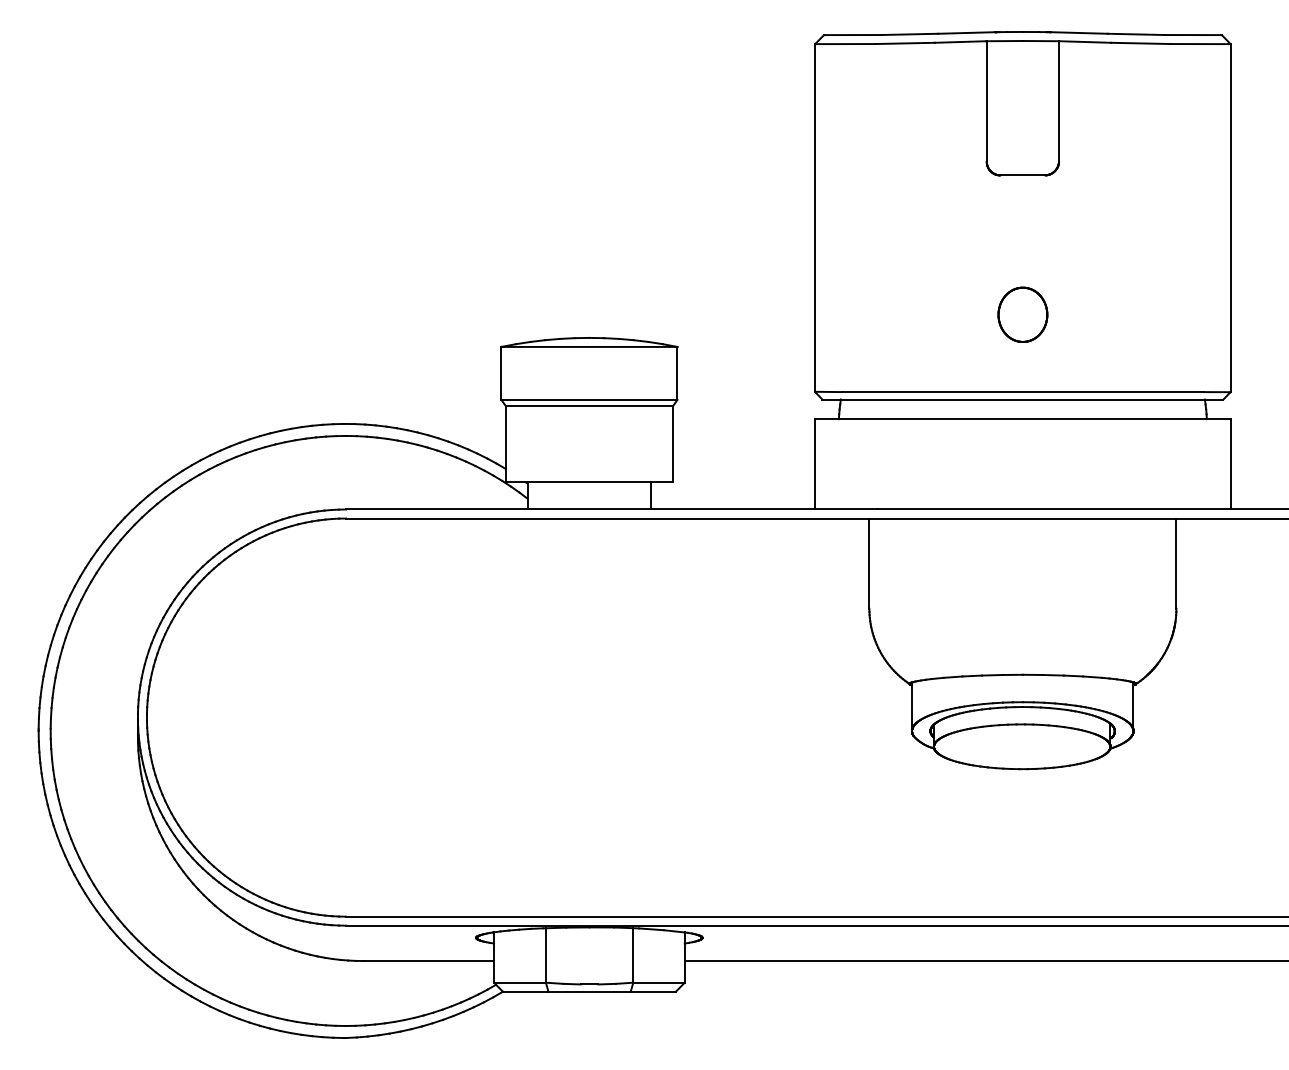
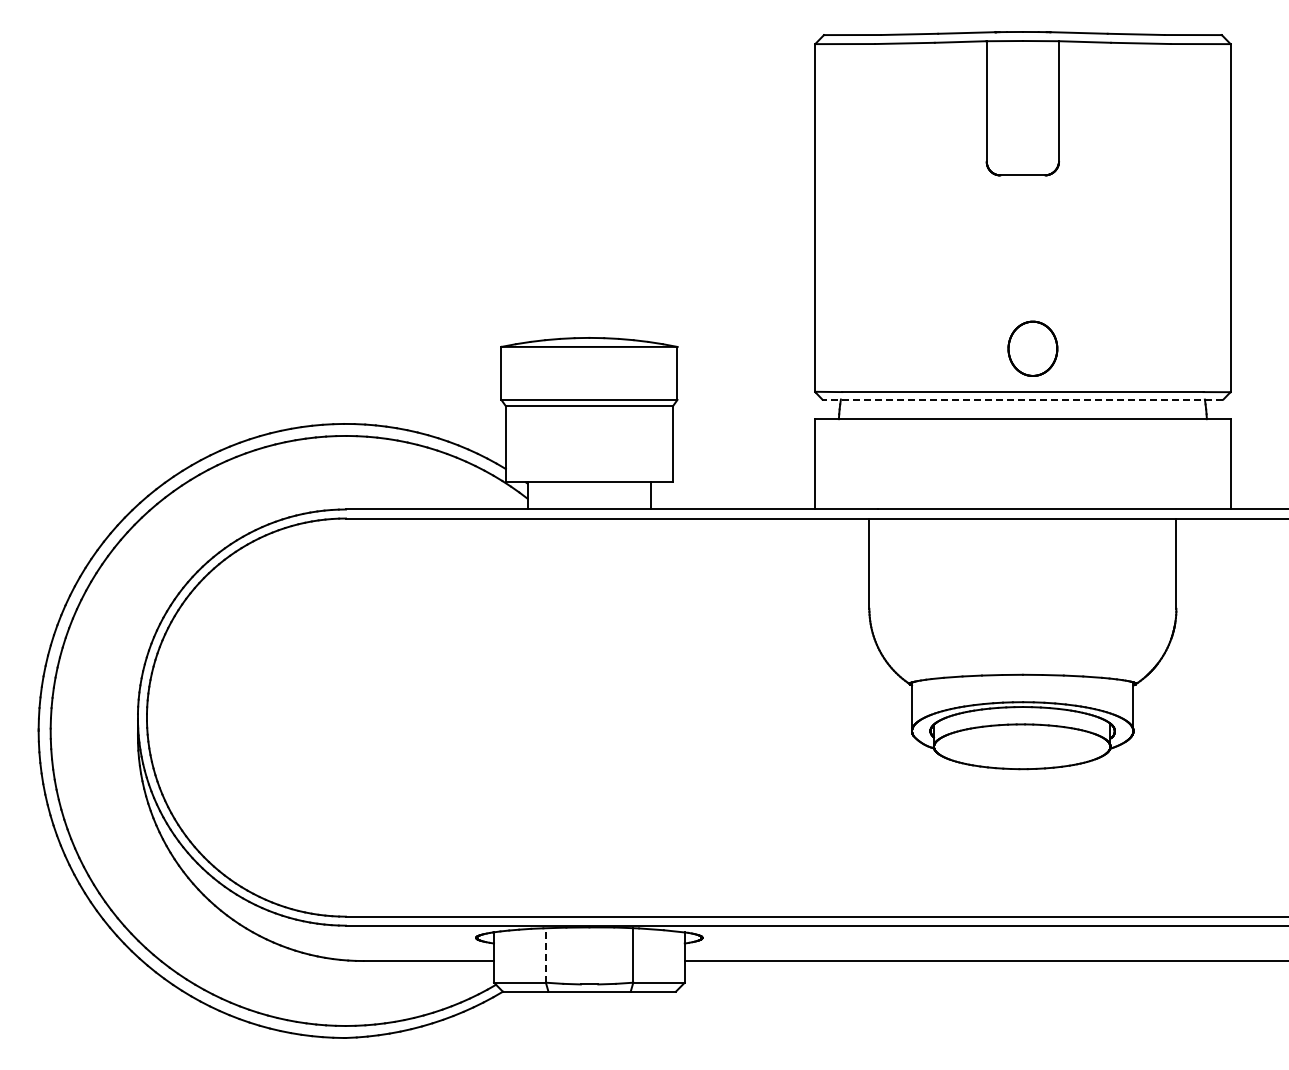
part position: (1022, 314) -> (1032, 348) (1032, 348)
line: solid -> dashed (1022, 399)
line: solid -> dashed (545, 954)
